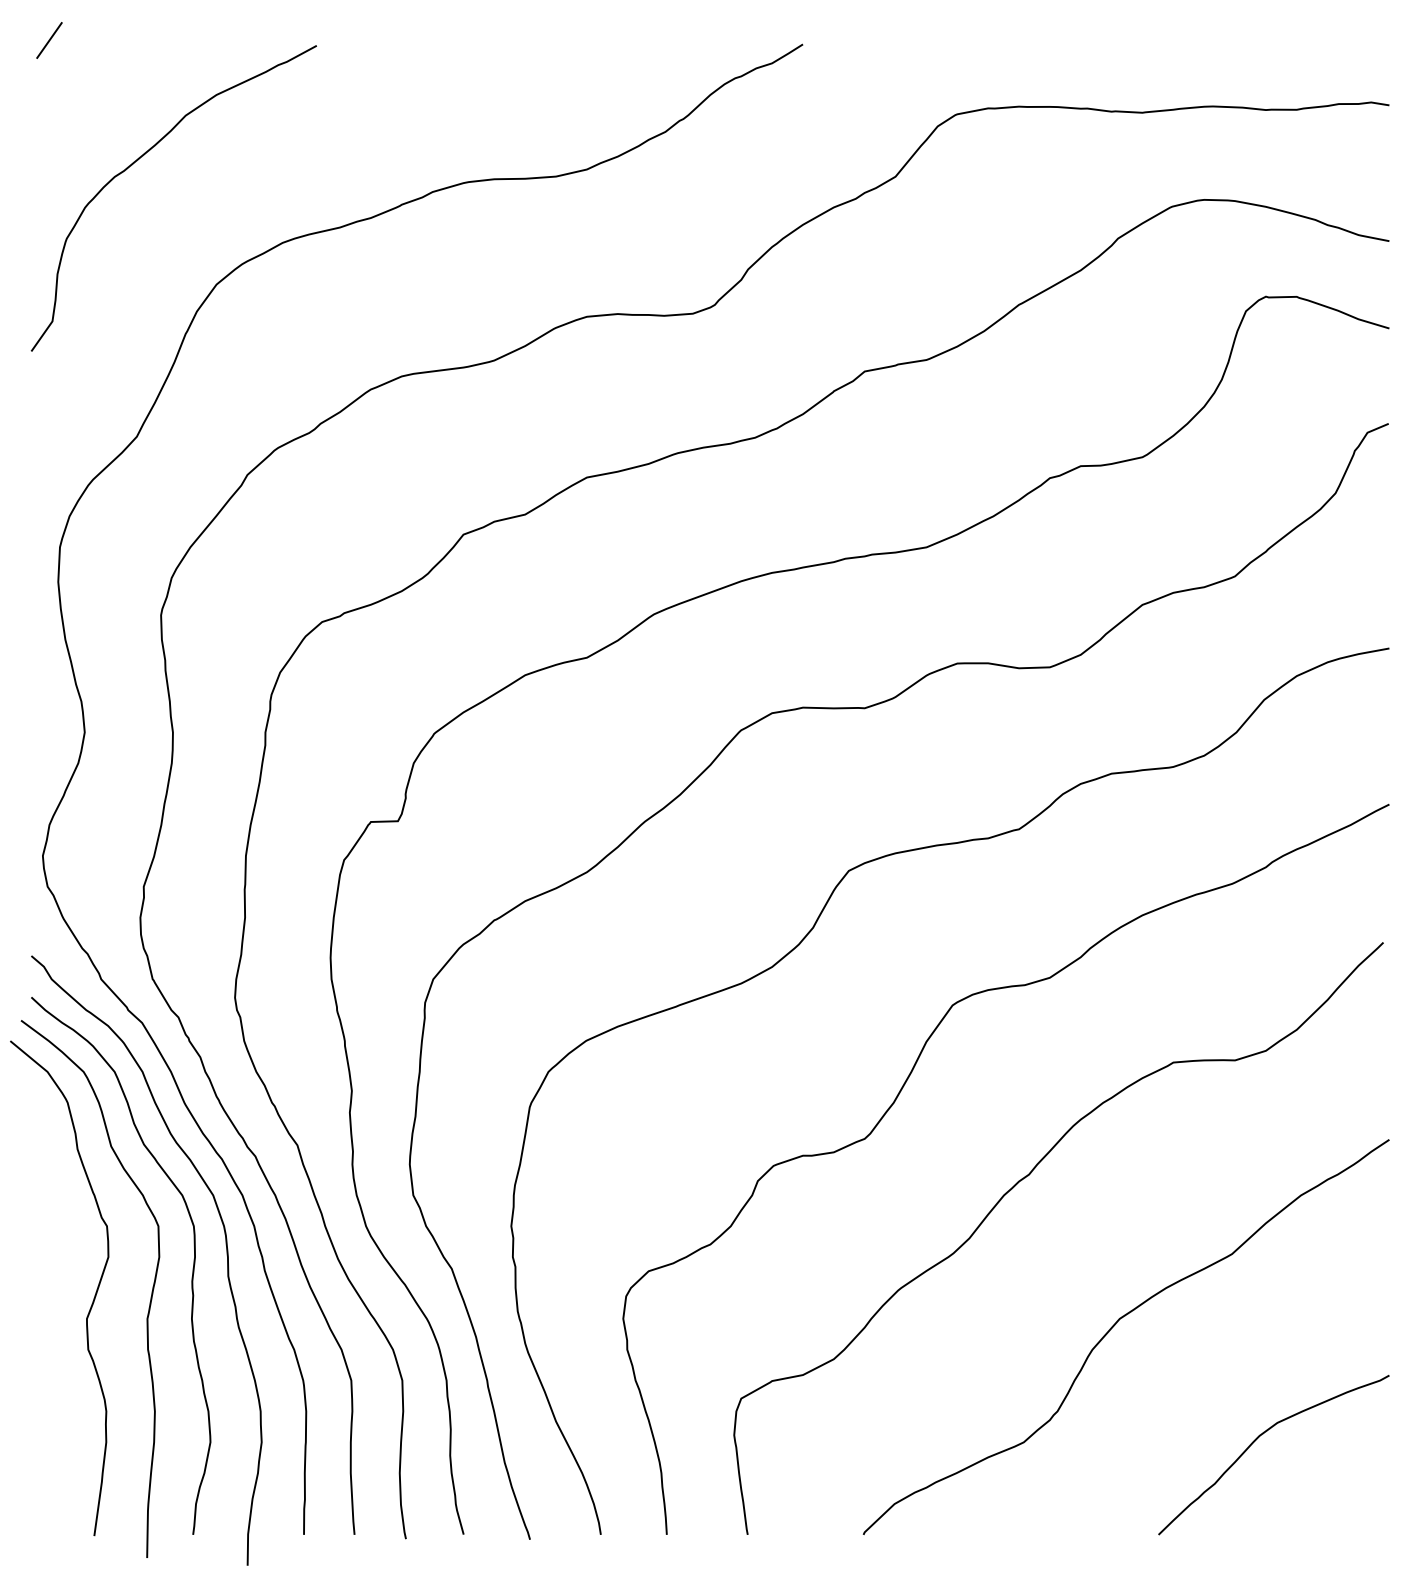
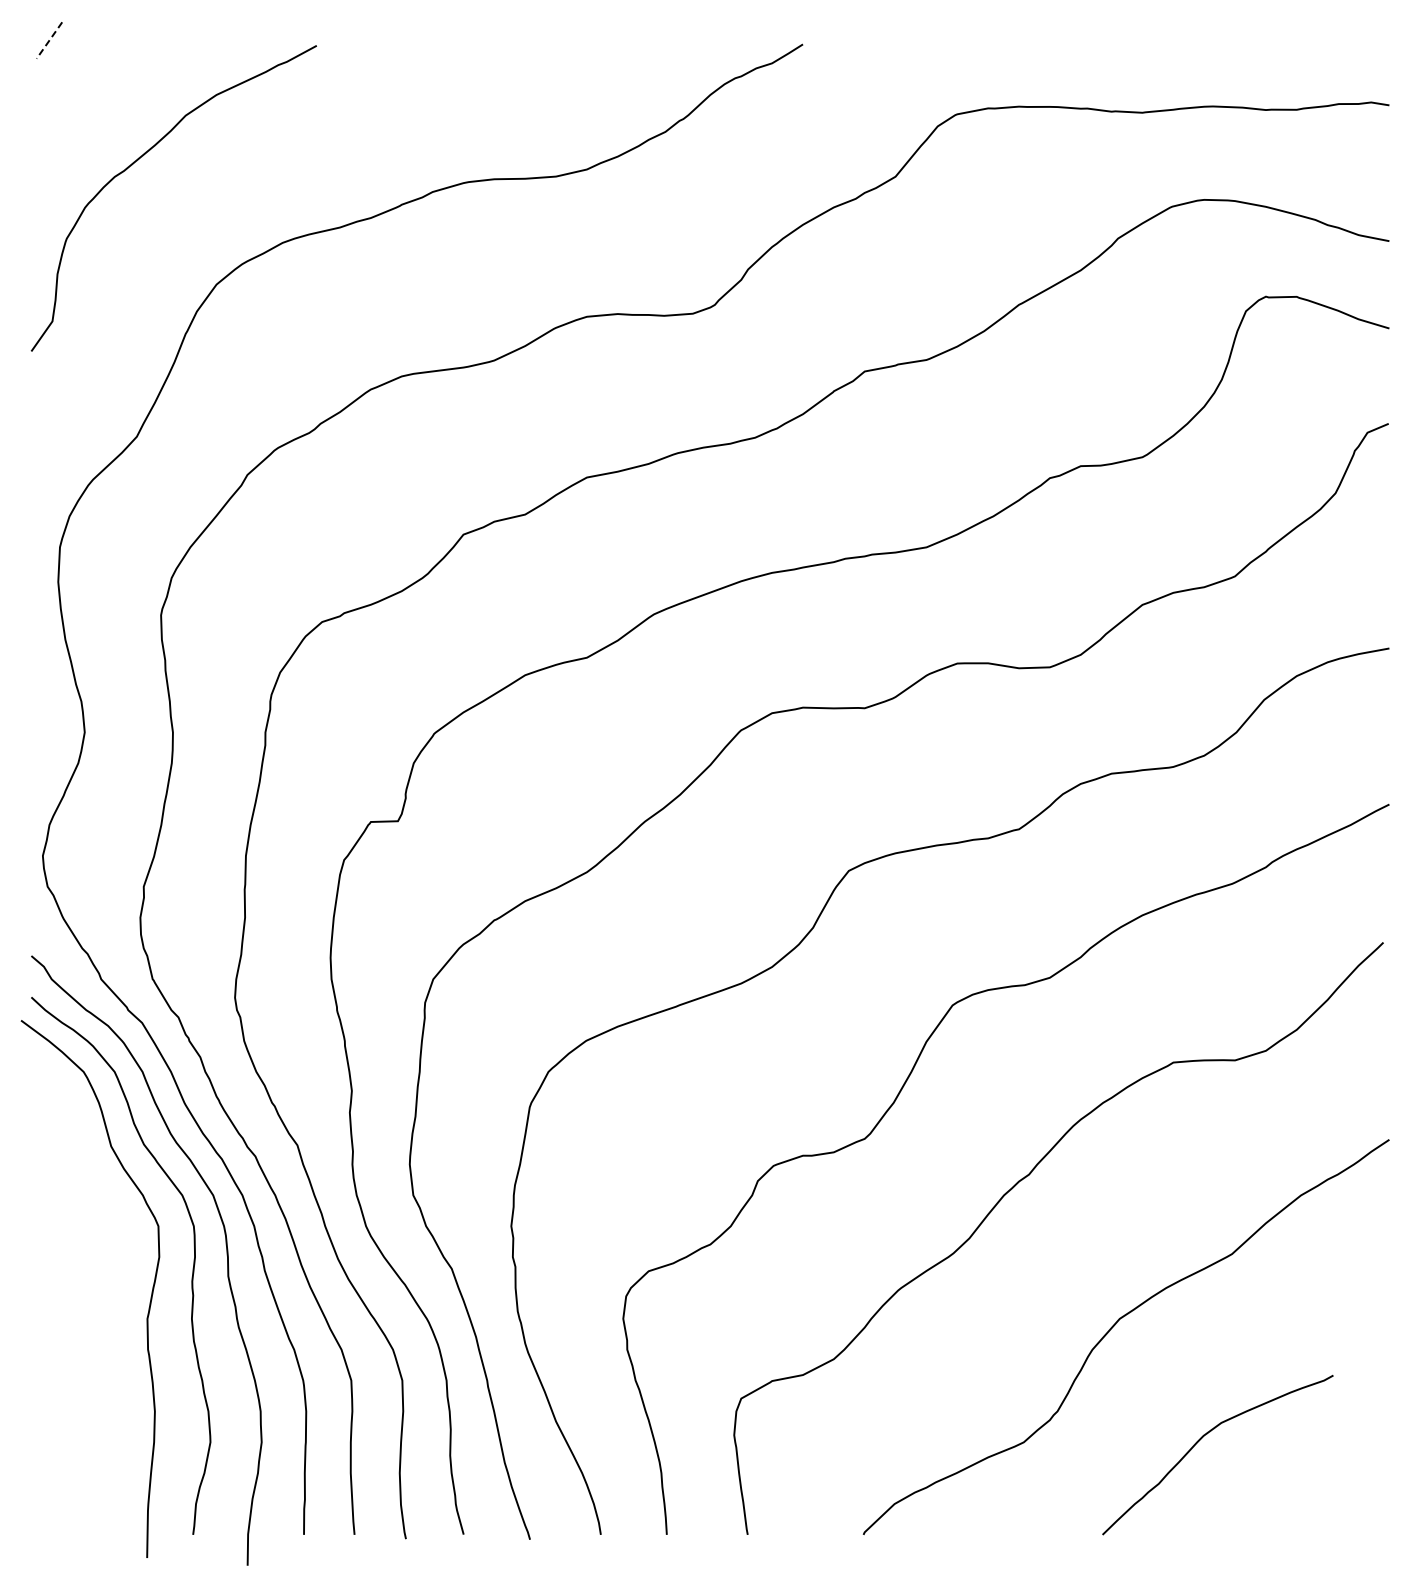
line: solid -> dashed (49, 40)
curve: present -> none (93, 1298)
curve position: (1258, 1438) -> (1202, 1438) (1202, 1438)
